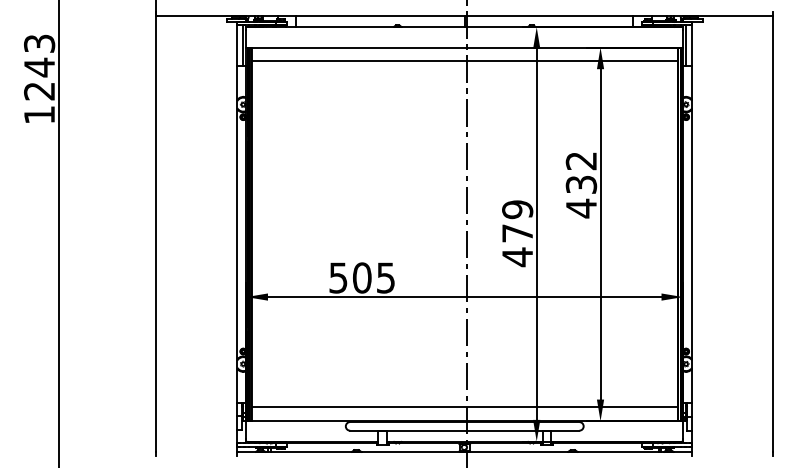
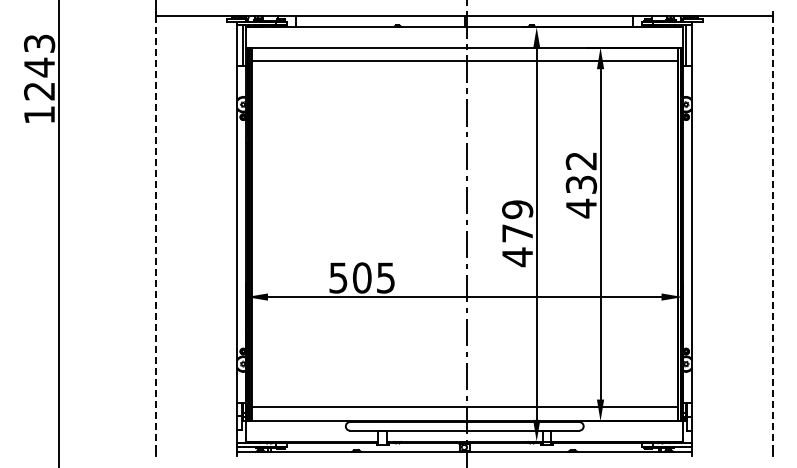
line: solid -> dashed (156, 234)
line: solid -> dashed (773, 234)
